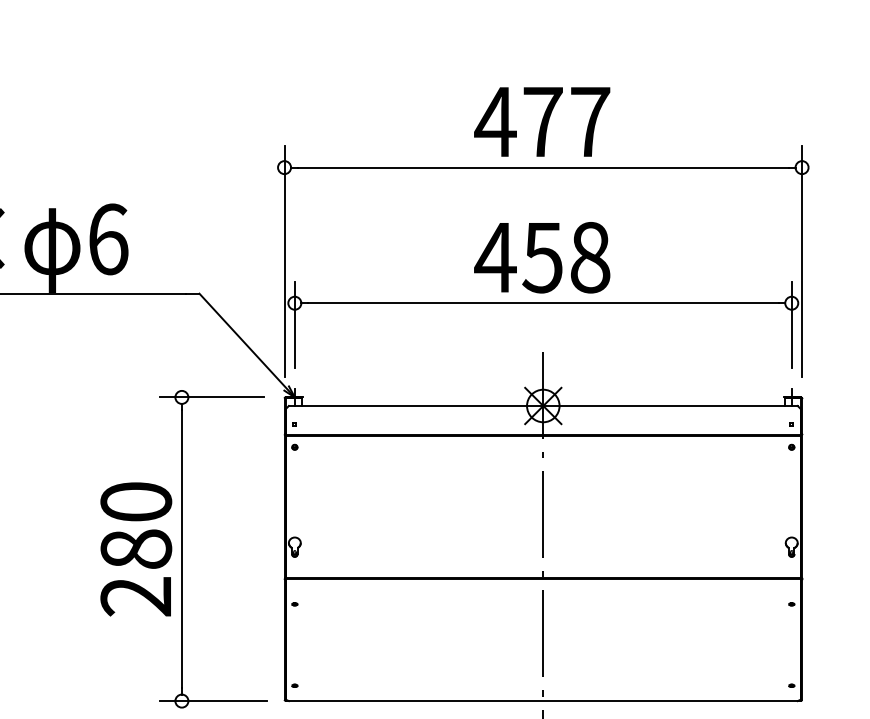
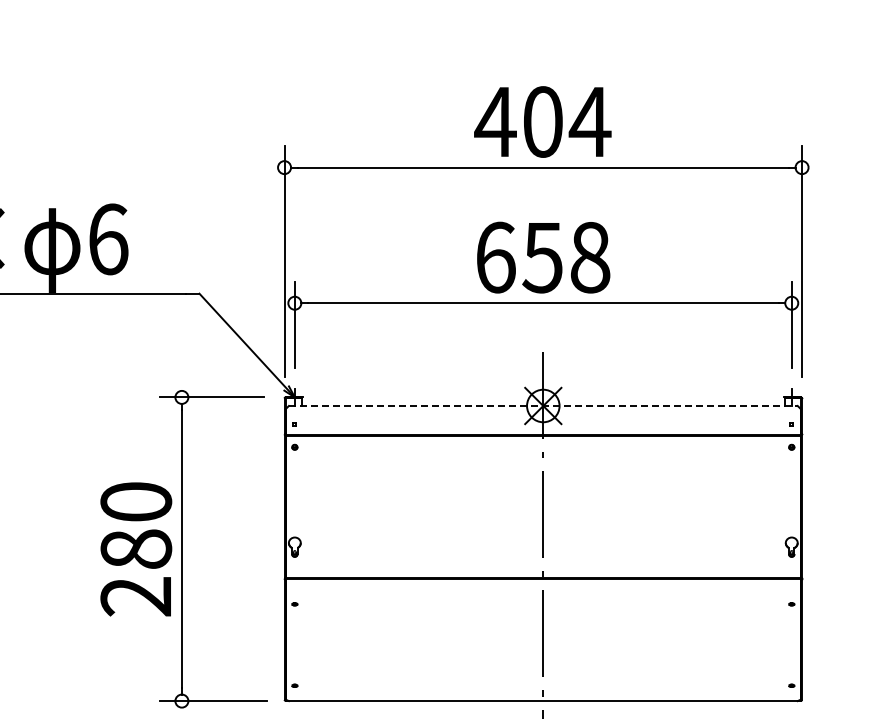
text: 477 -> 404 (567, 121)
text: 458 -> 658 (495, 257)
line: solid -> dashed (543, 405)
